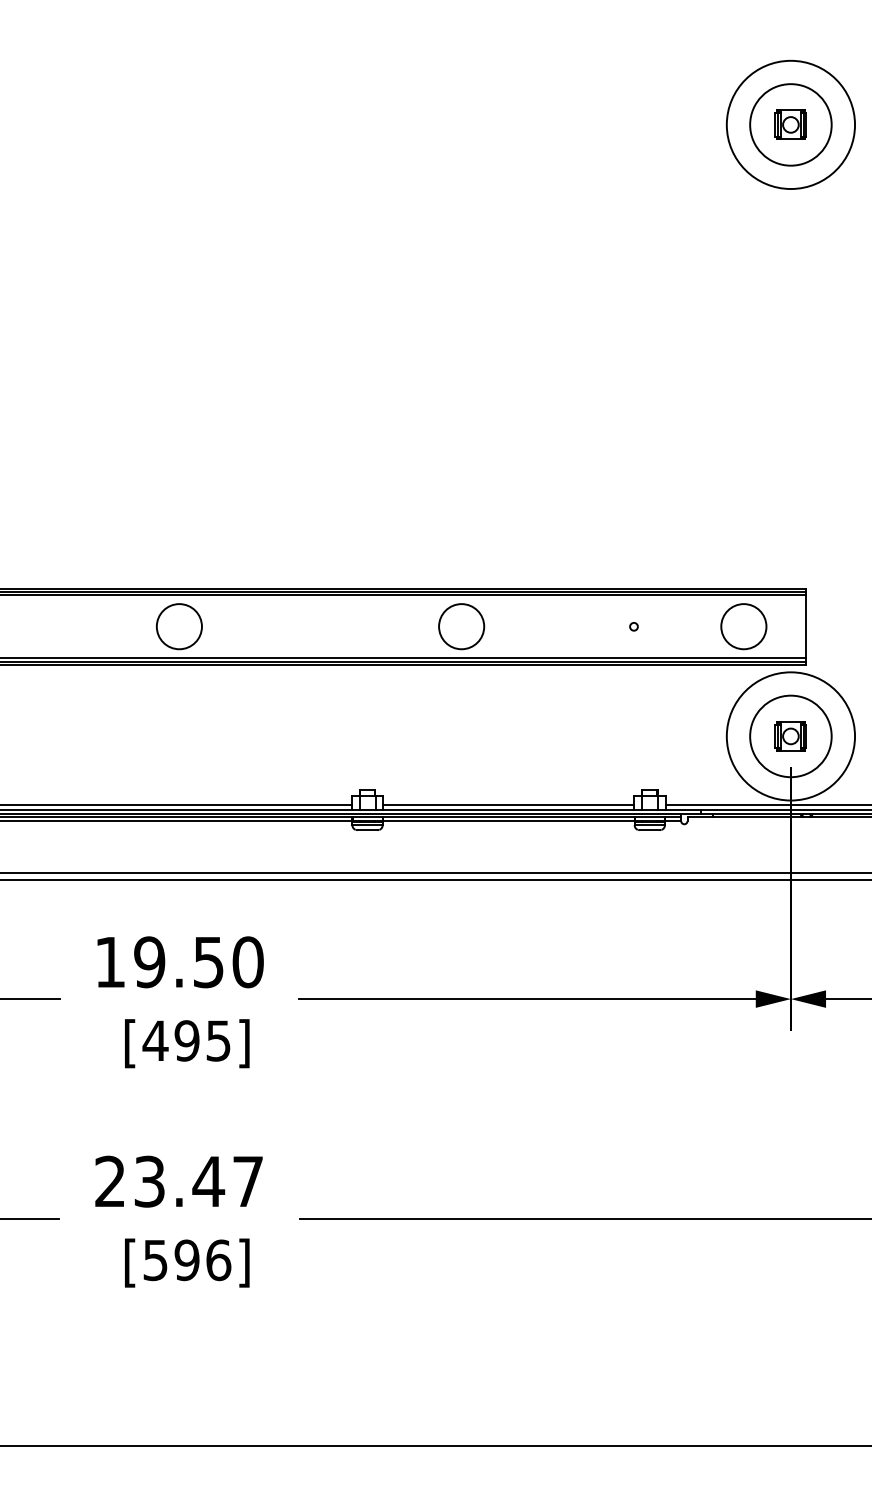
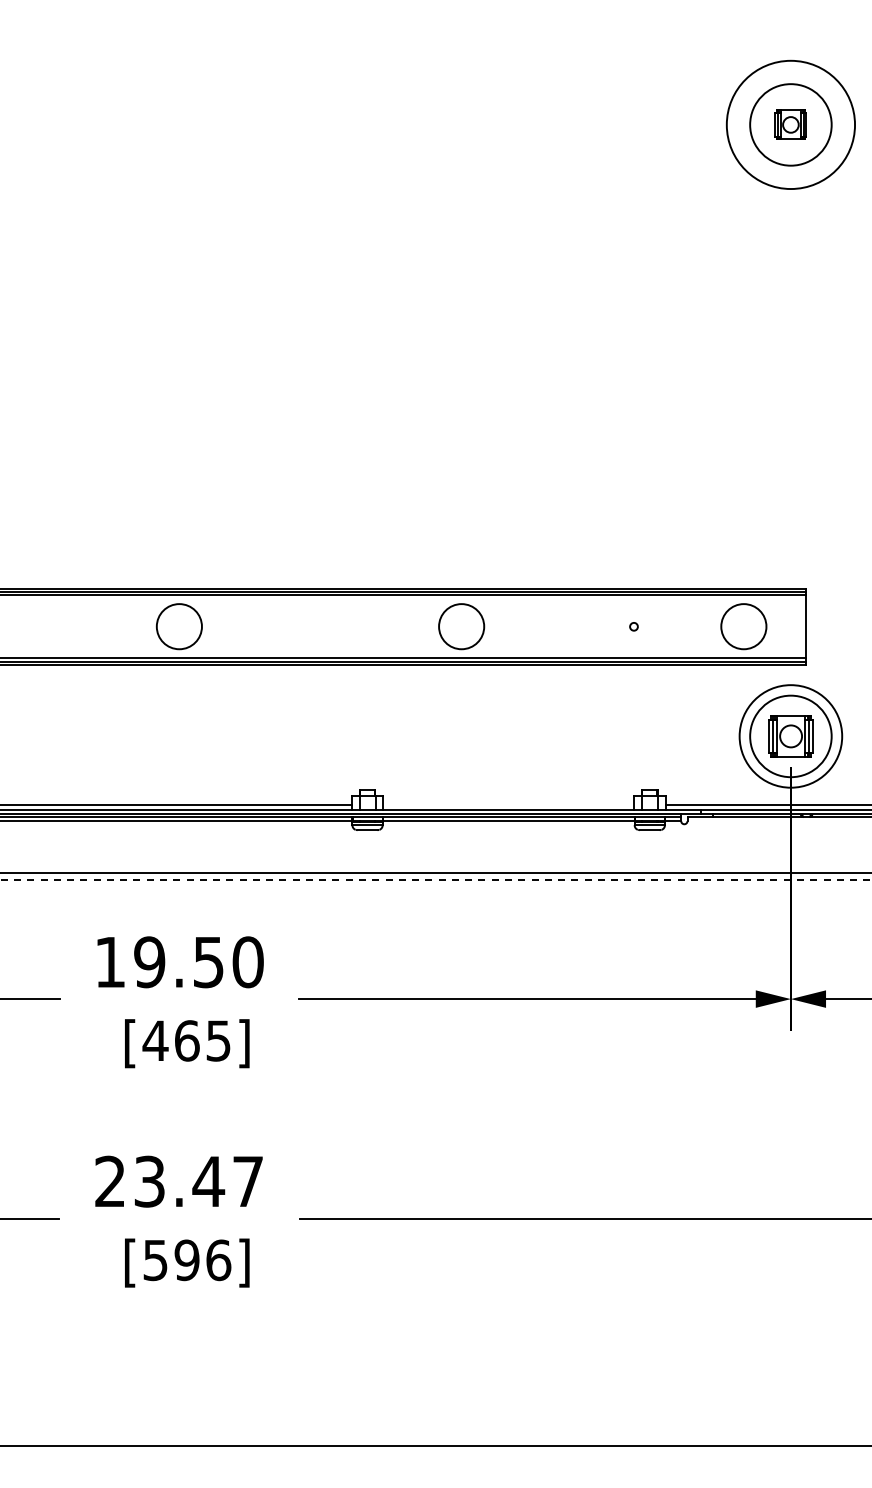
circle diameter: 128 px -> 103 px (790, 736)
part size: 33x31 px -> 46x43 px (790, 736)
line: present -> none (508, 804)
line: solid -> dashed (436, 880)
text: [495] -> [465] (186, 1040)
